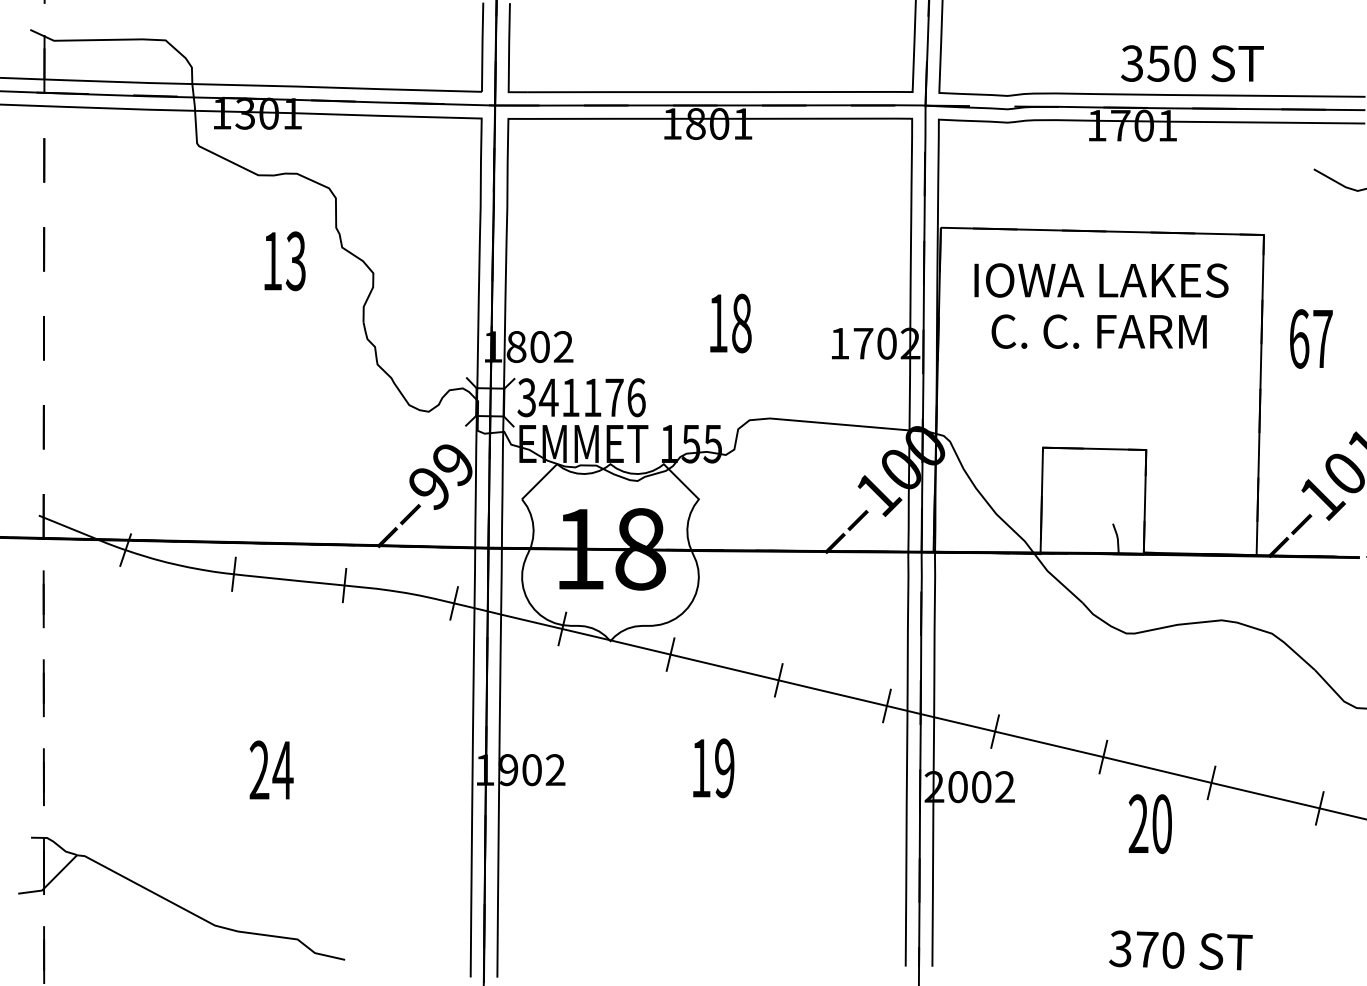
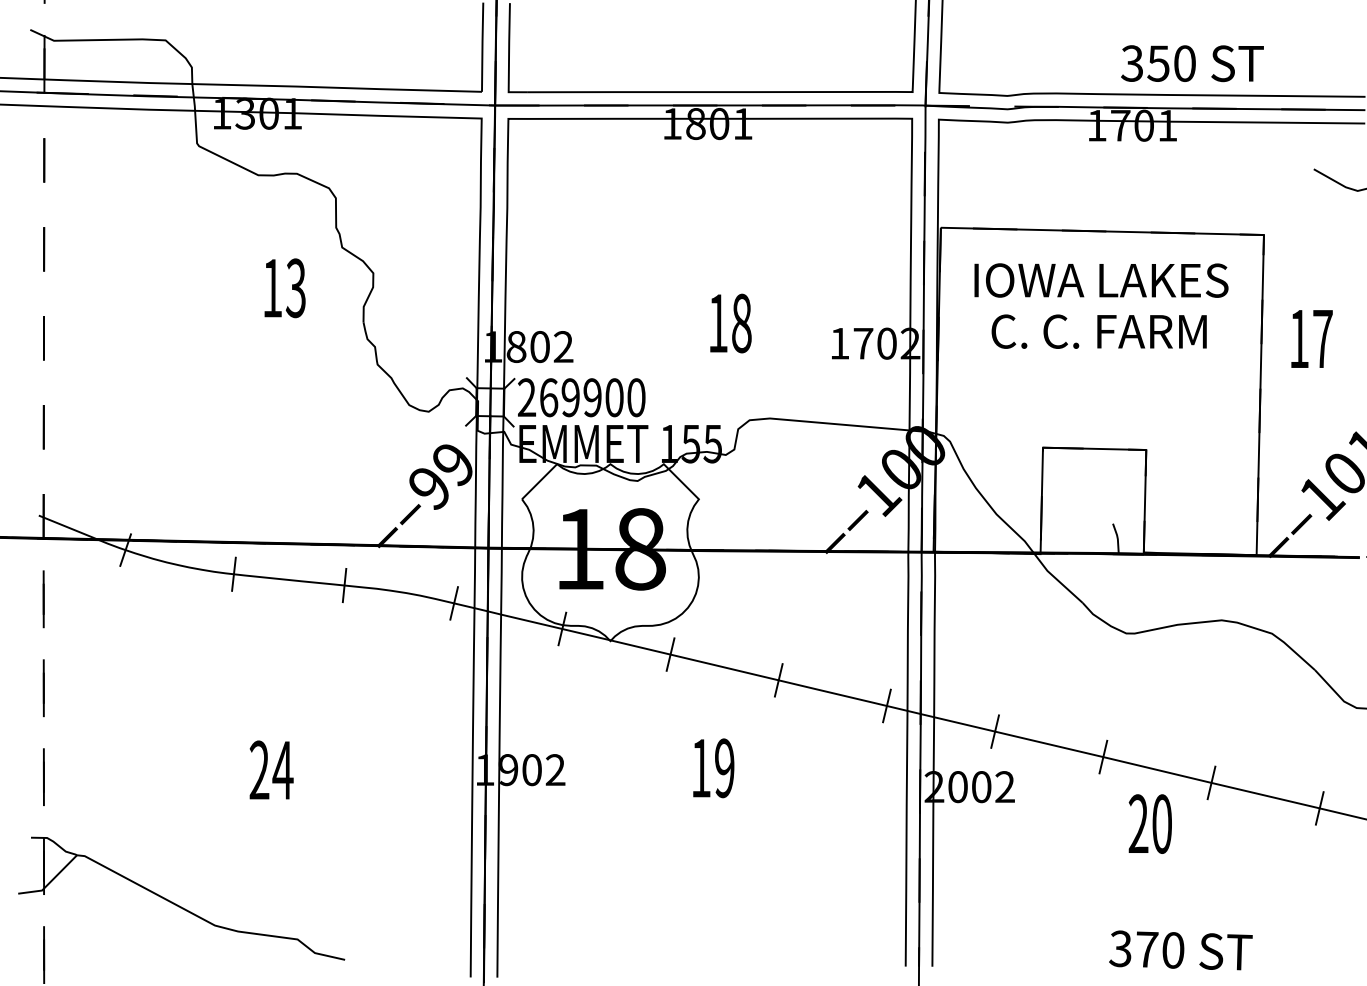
text position: (284, 261) -> (284, 288) (284, 288)
text: 67 -> 17 (1299, 338)
text: 341176 -> 269900 (581, 397)
